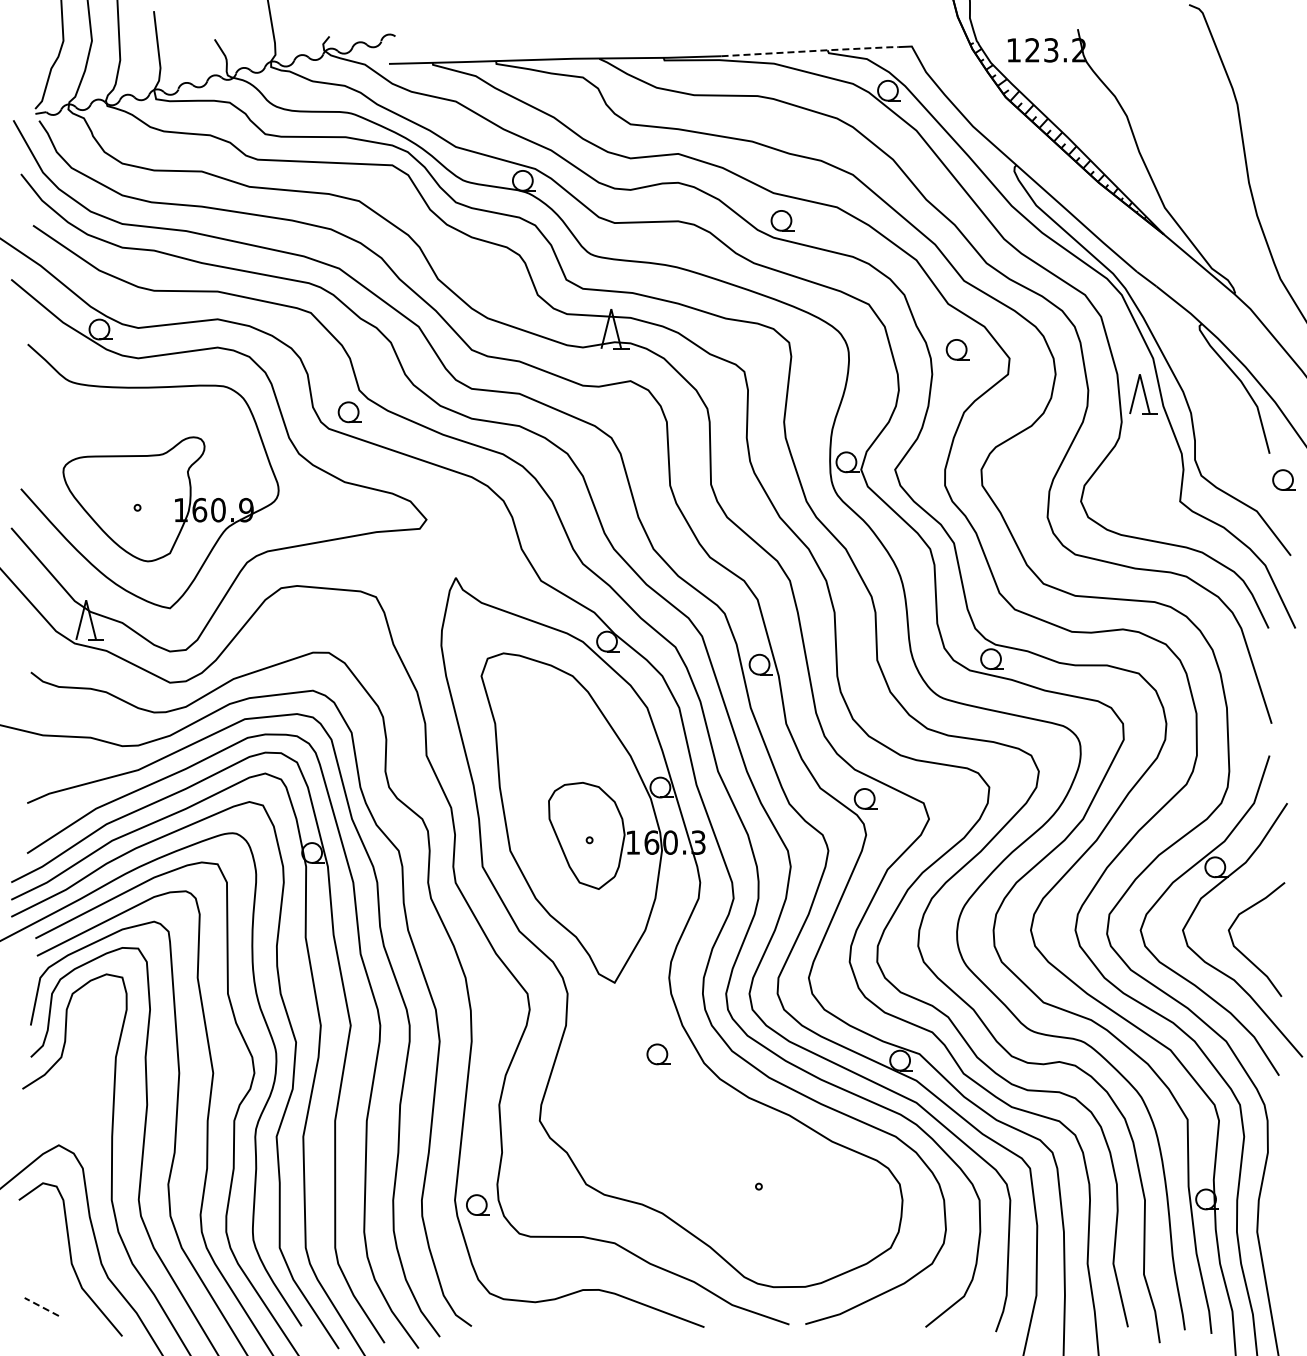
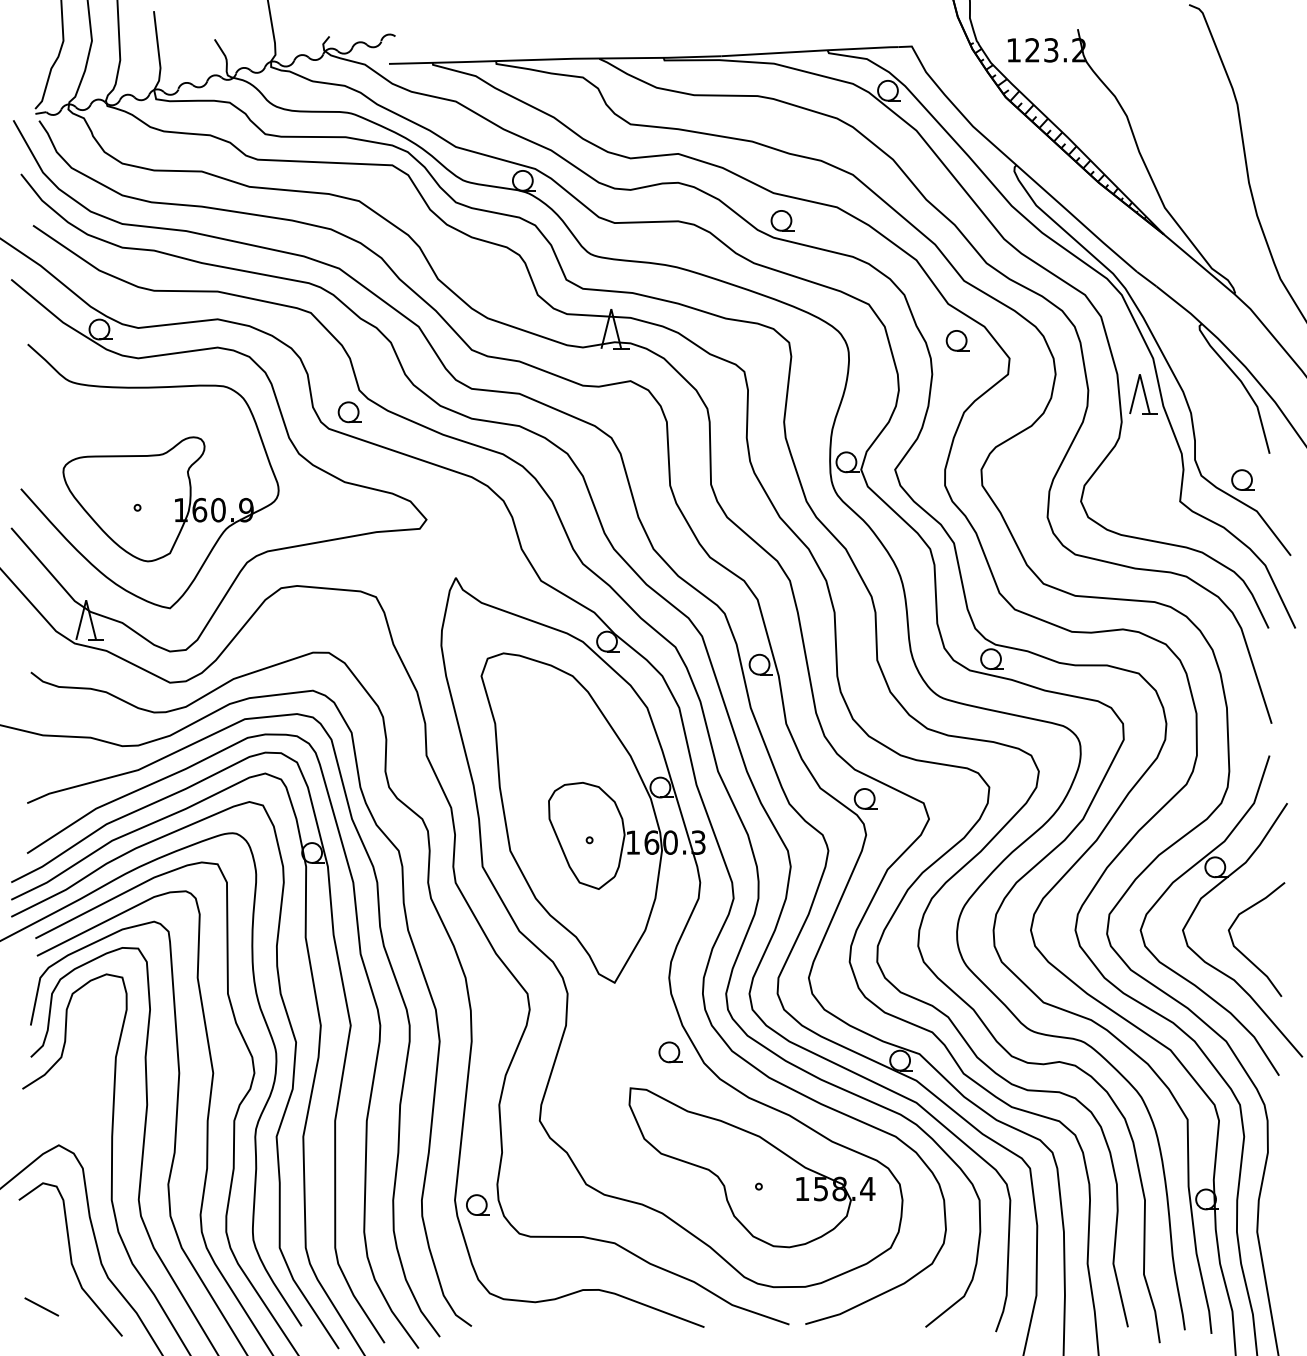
line: dashed -> solid (811, 51)
part position: (957, 349) -> (957, 340) (957, 340)
part position: (1283, 479) -> (1242, 479) (1242, 479)
part position: (658, 1054) -> (670, 1052) (670, 1052)
part: none -> present (751, 1167)
line: dashed -> solid (41, 1306)
